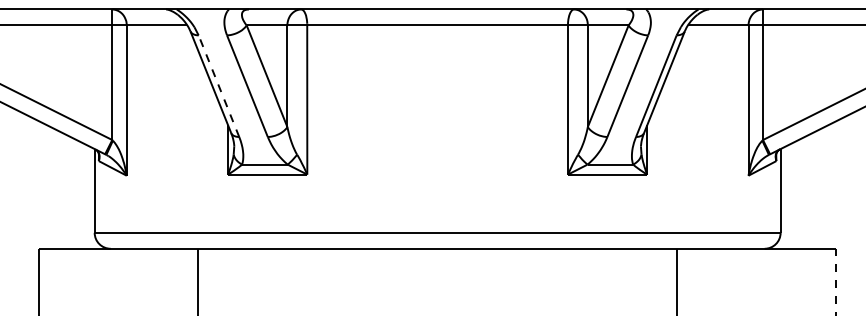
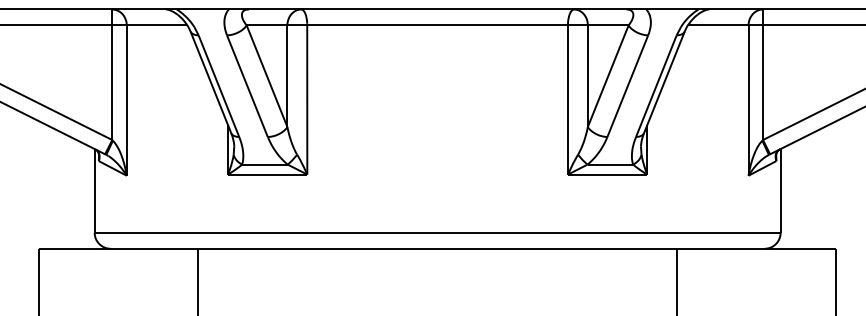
line: dashed -> solid (218, 86)
line: dashed -> solid (836, 281)
